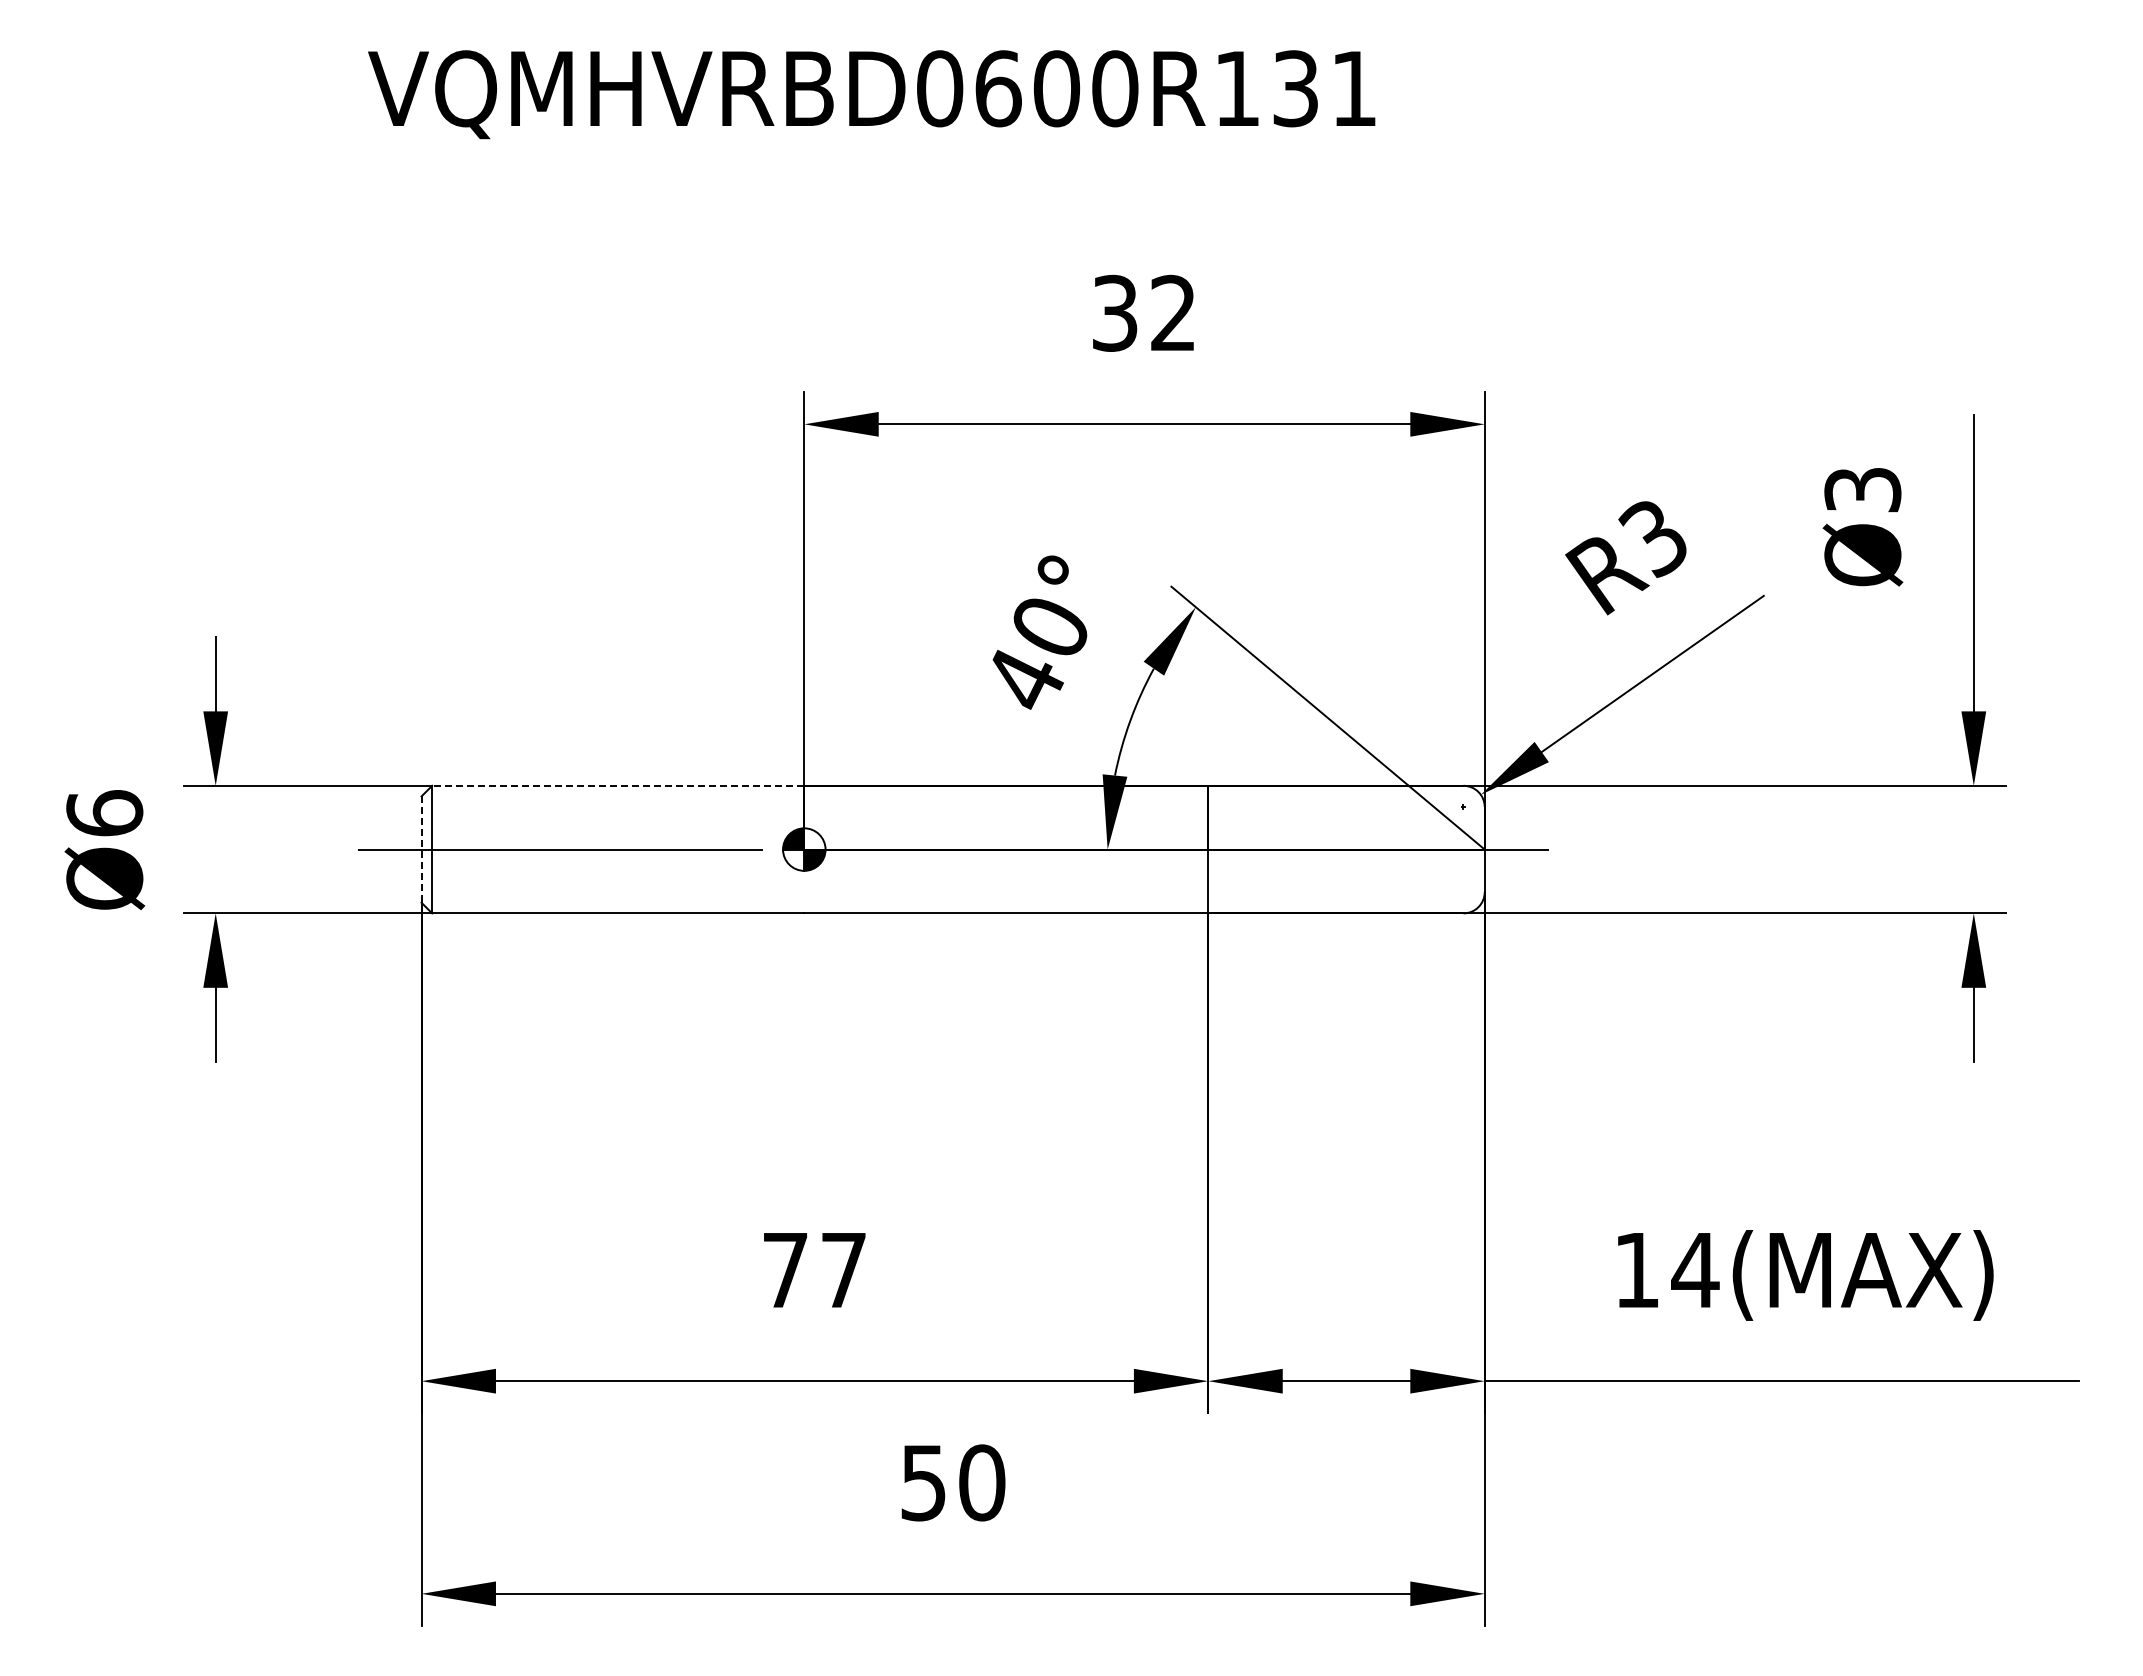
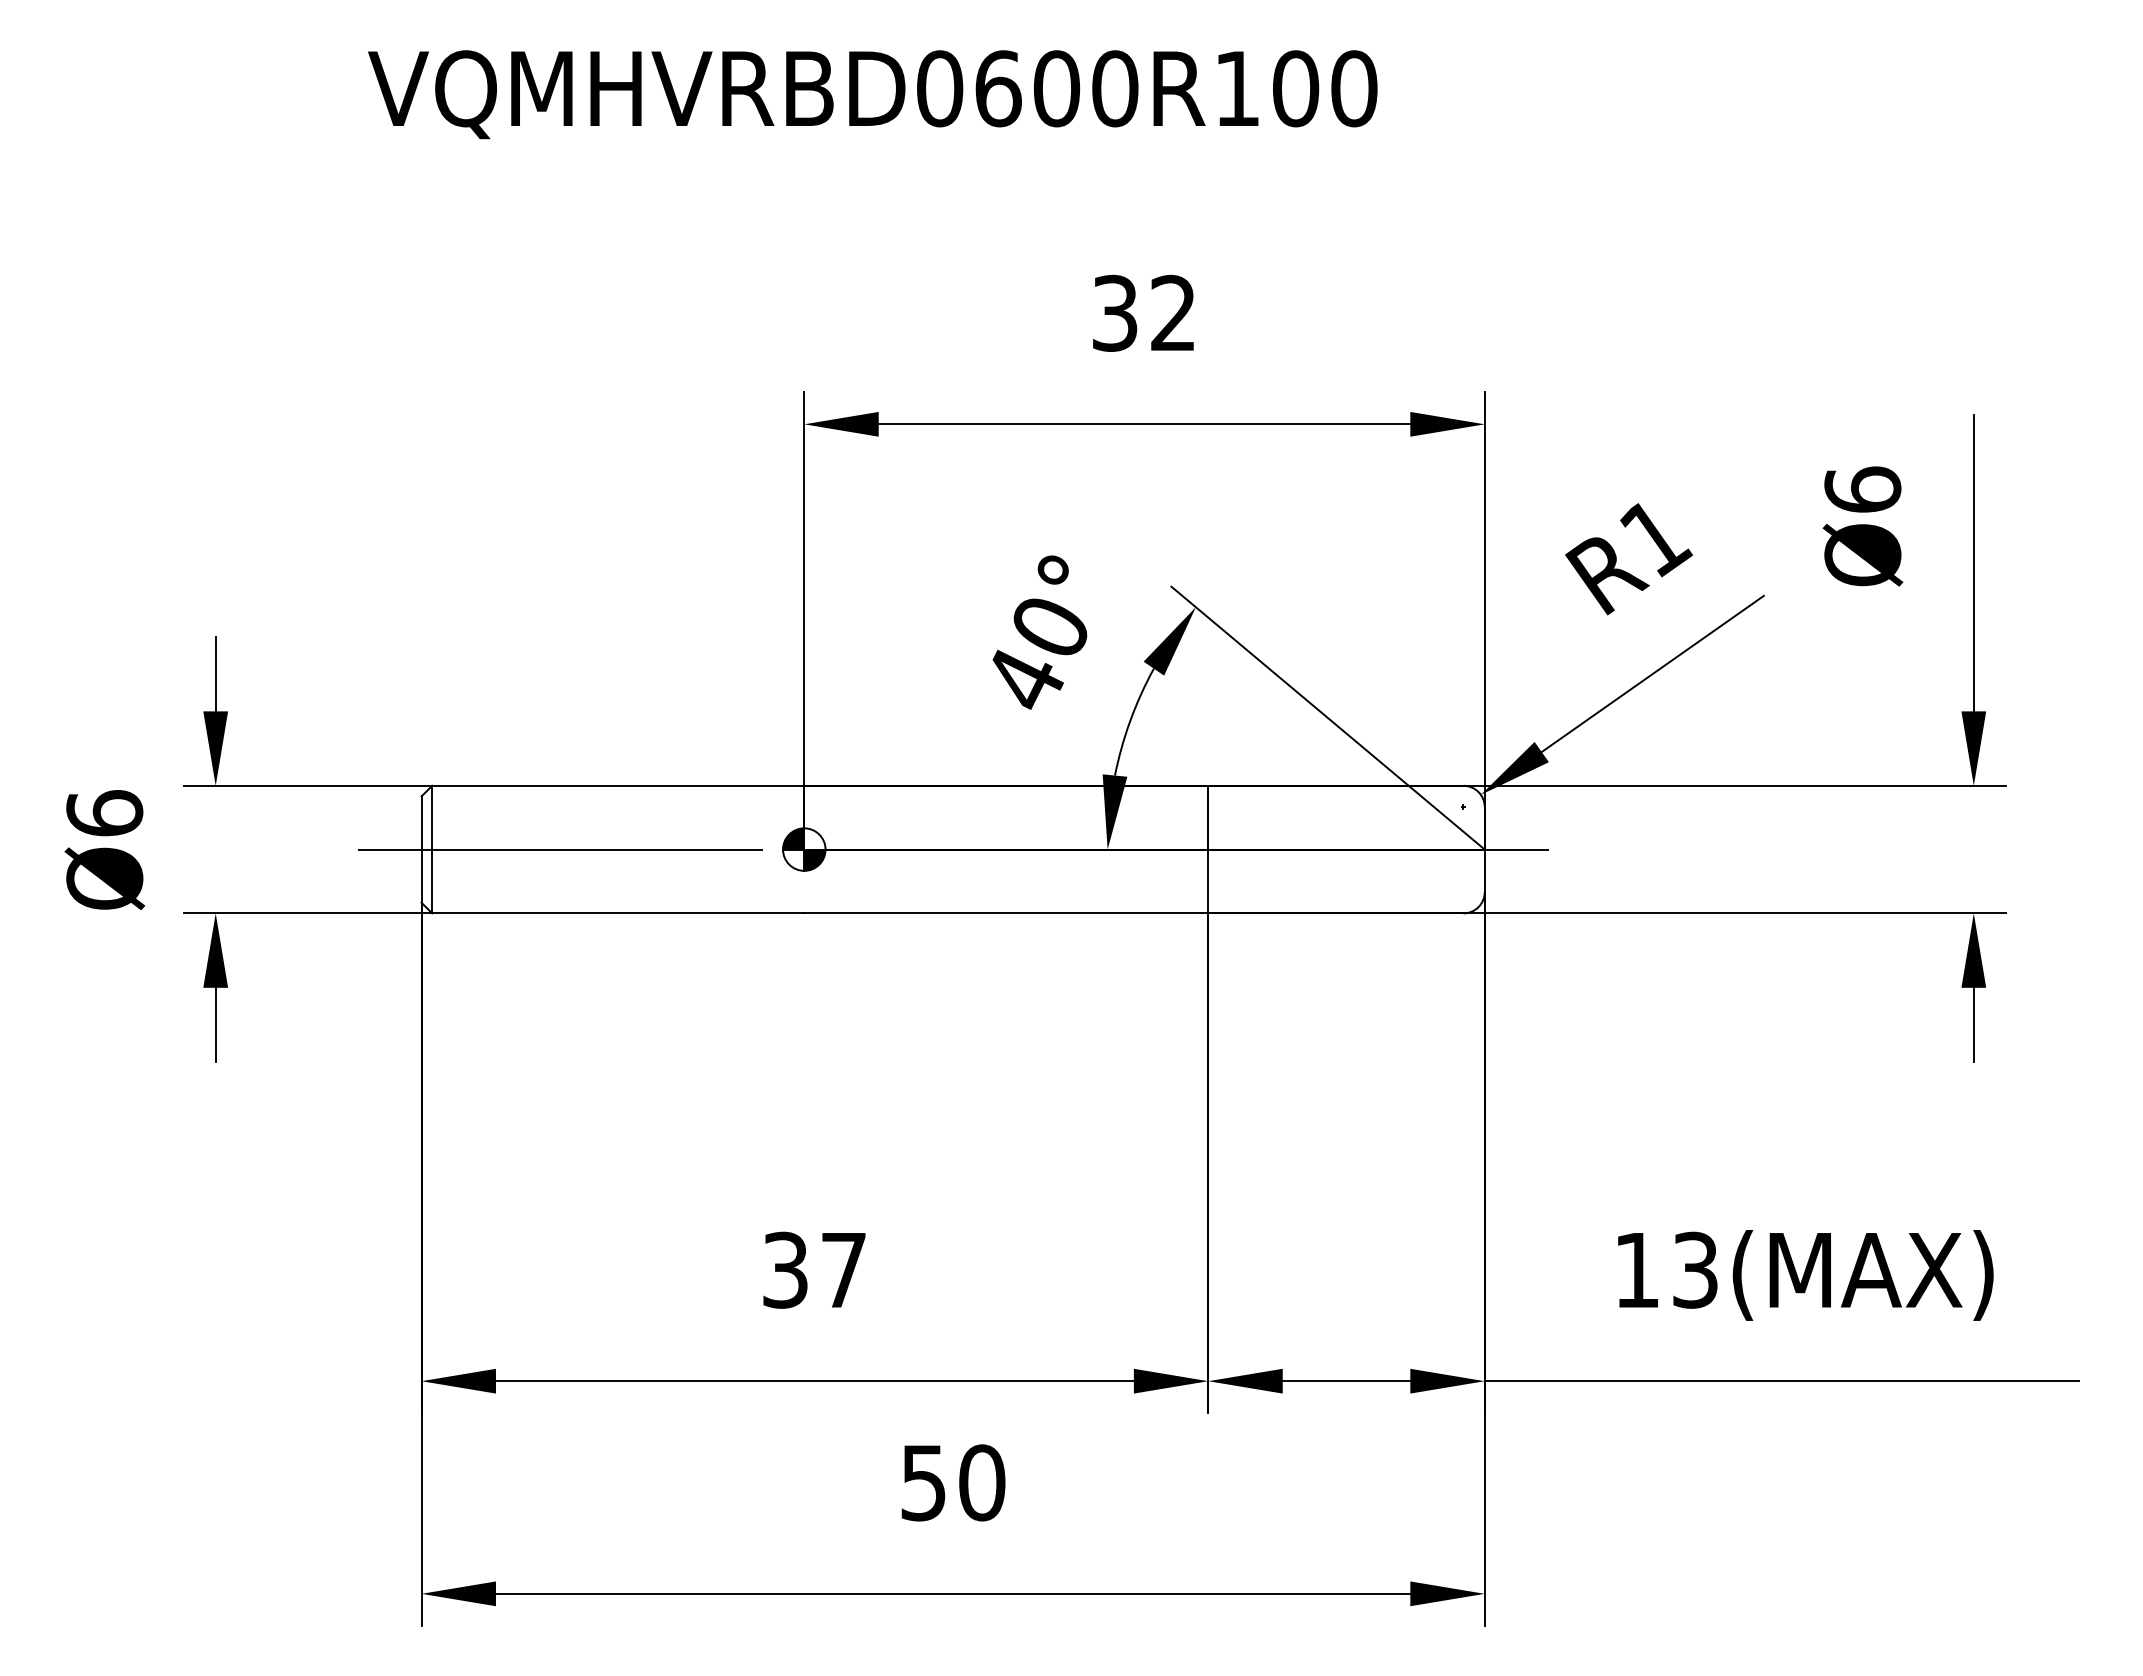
text: VQMHVRBD0600R131 -> VQMHVRBD0600R100 (1325, 88)
text: Ø3 -> Ø6 (1862, 489)
text: R3 -> R1 (1655, 539)
line: dashed -> solid (617, 785)
line: dashed -> solid (421, 850)
text: 77 -> 37 (785, 1269)
text: 14(MAX) -> 13(MAX) (1695, 1269)
